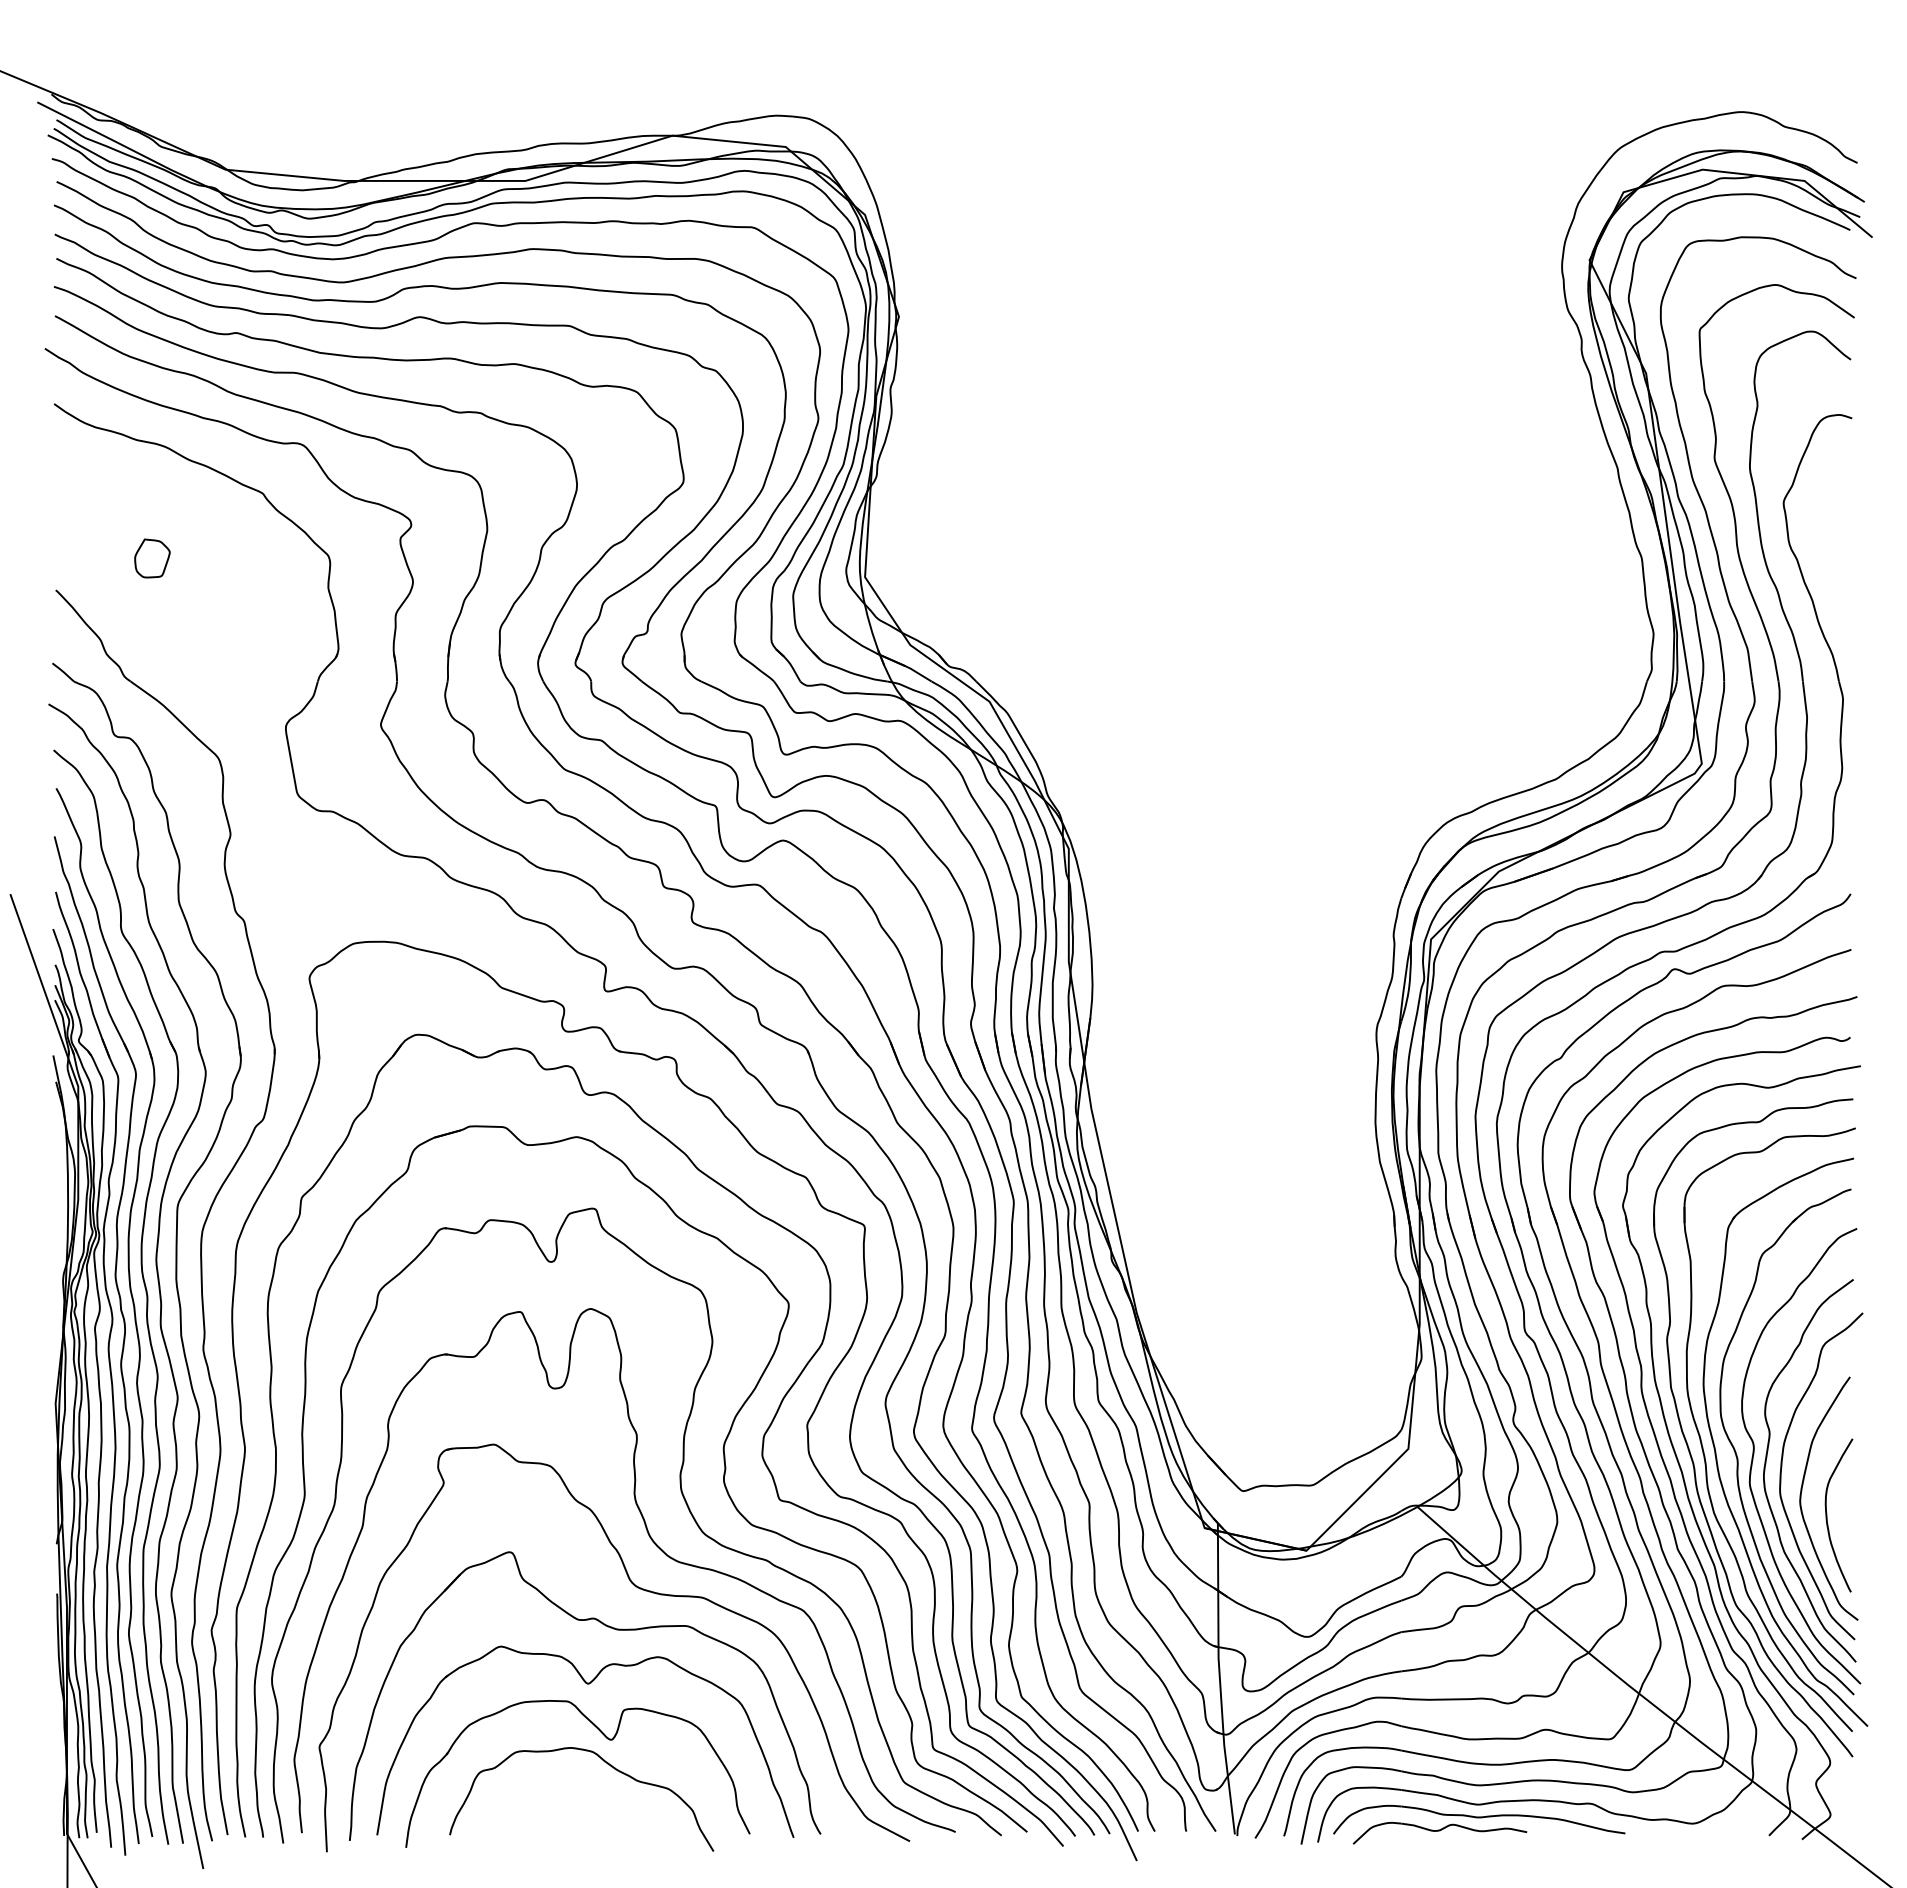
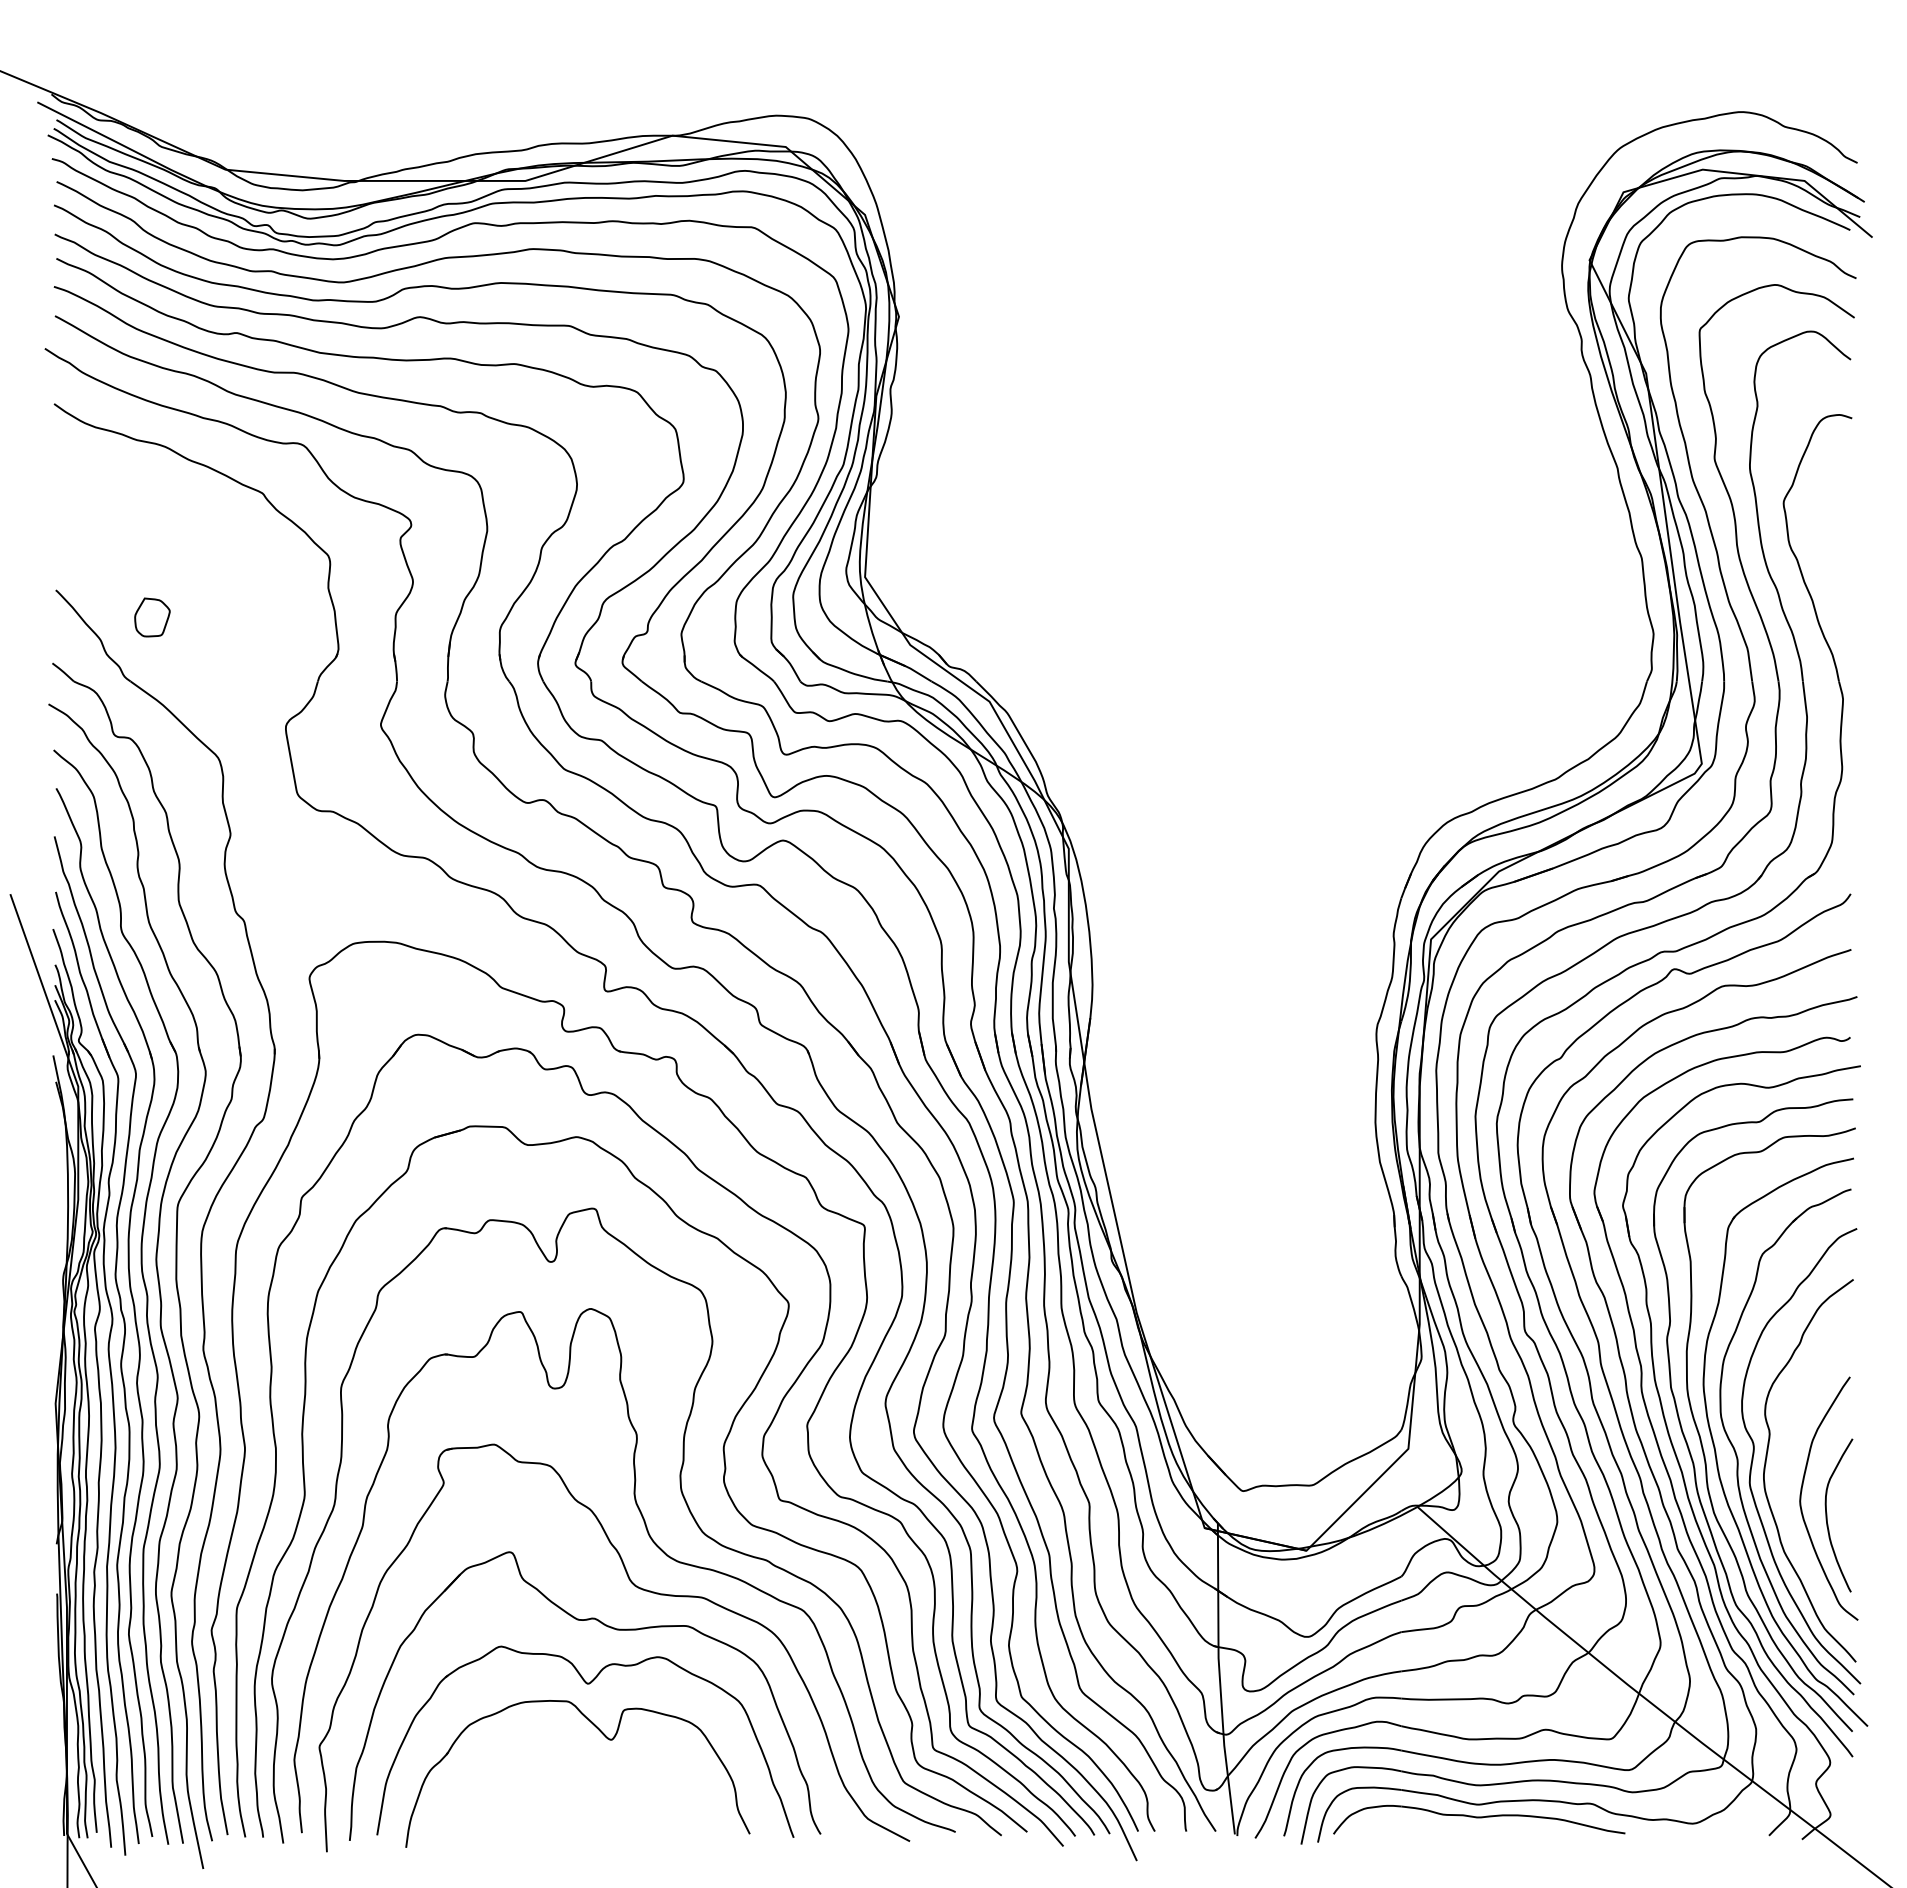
part position: (152, 558) -> (152, 617) (152, 617)
curve: present -> none (1781, 1476)
curve: present -> none (604, 1762)
part: present -> none (1439, 1832)
